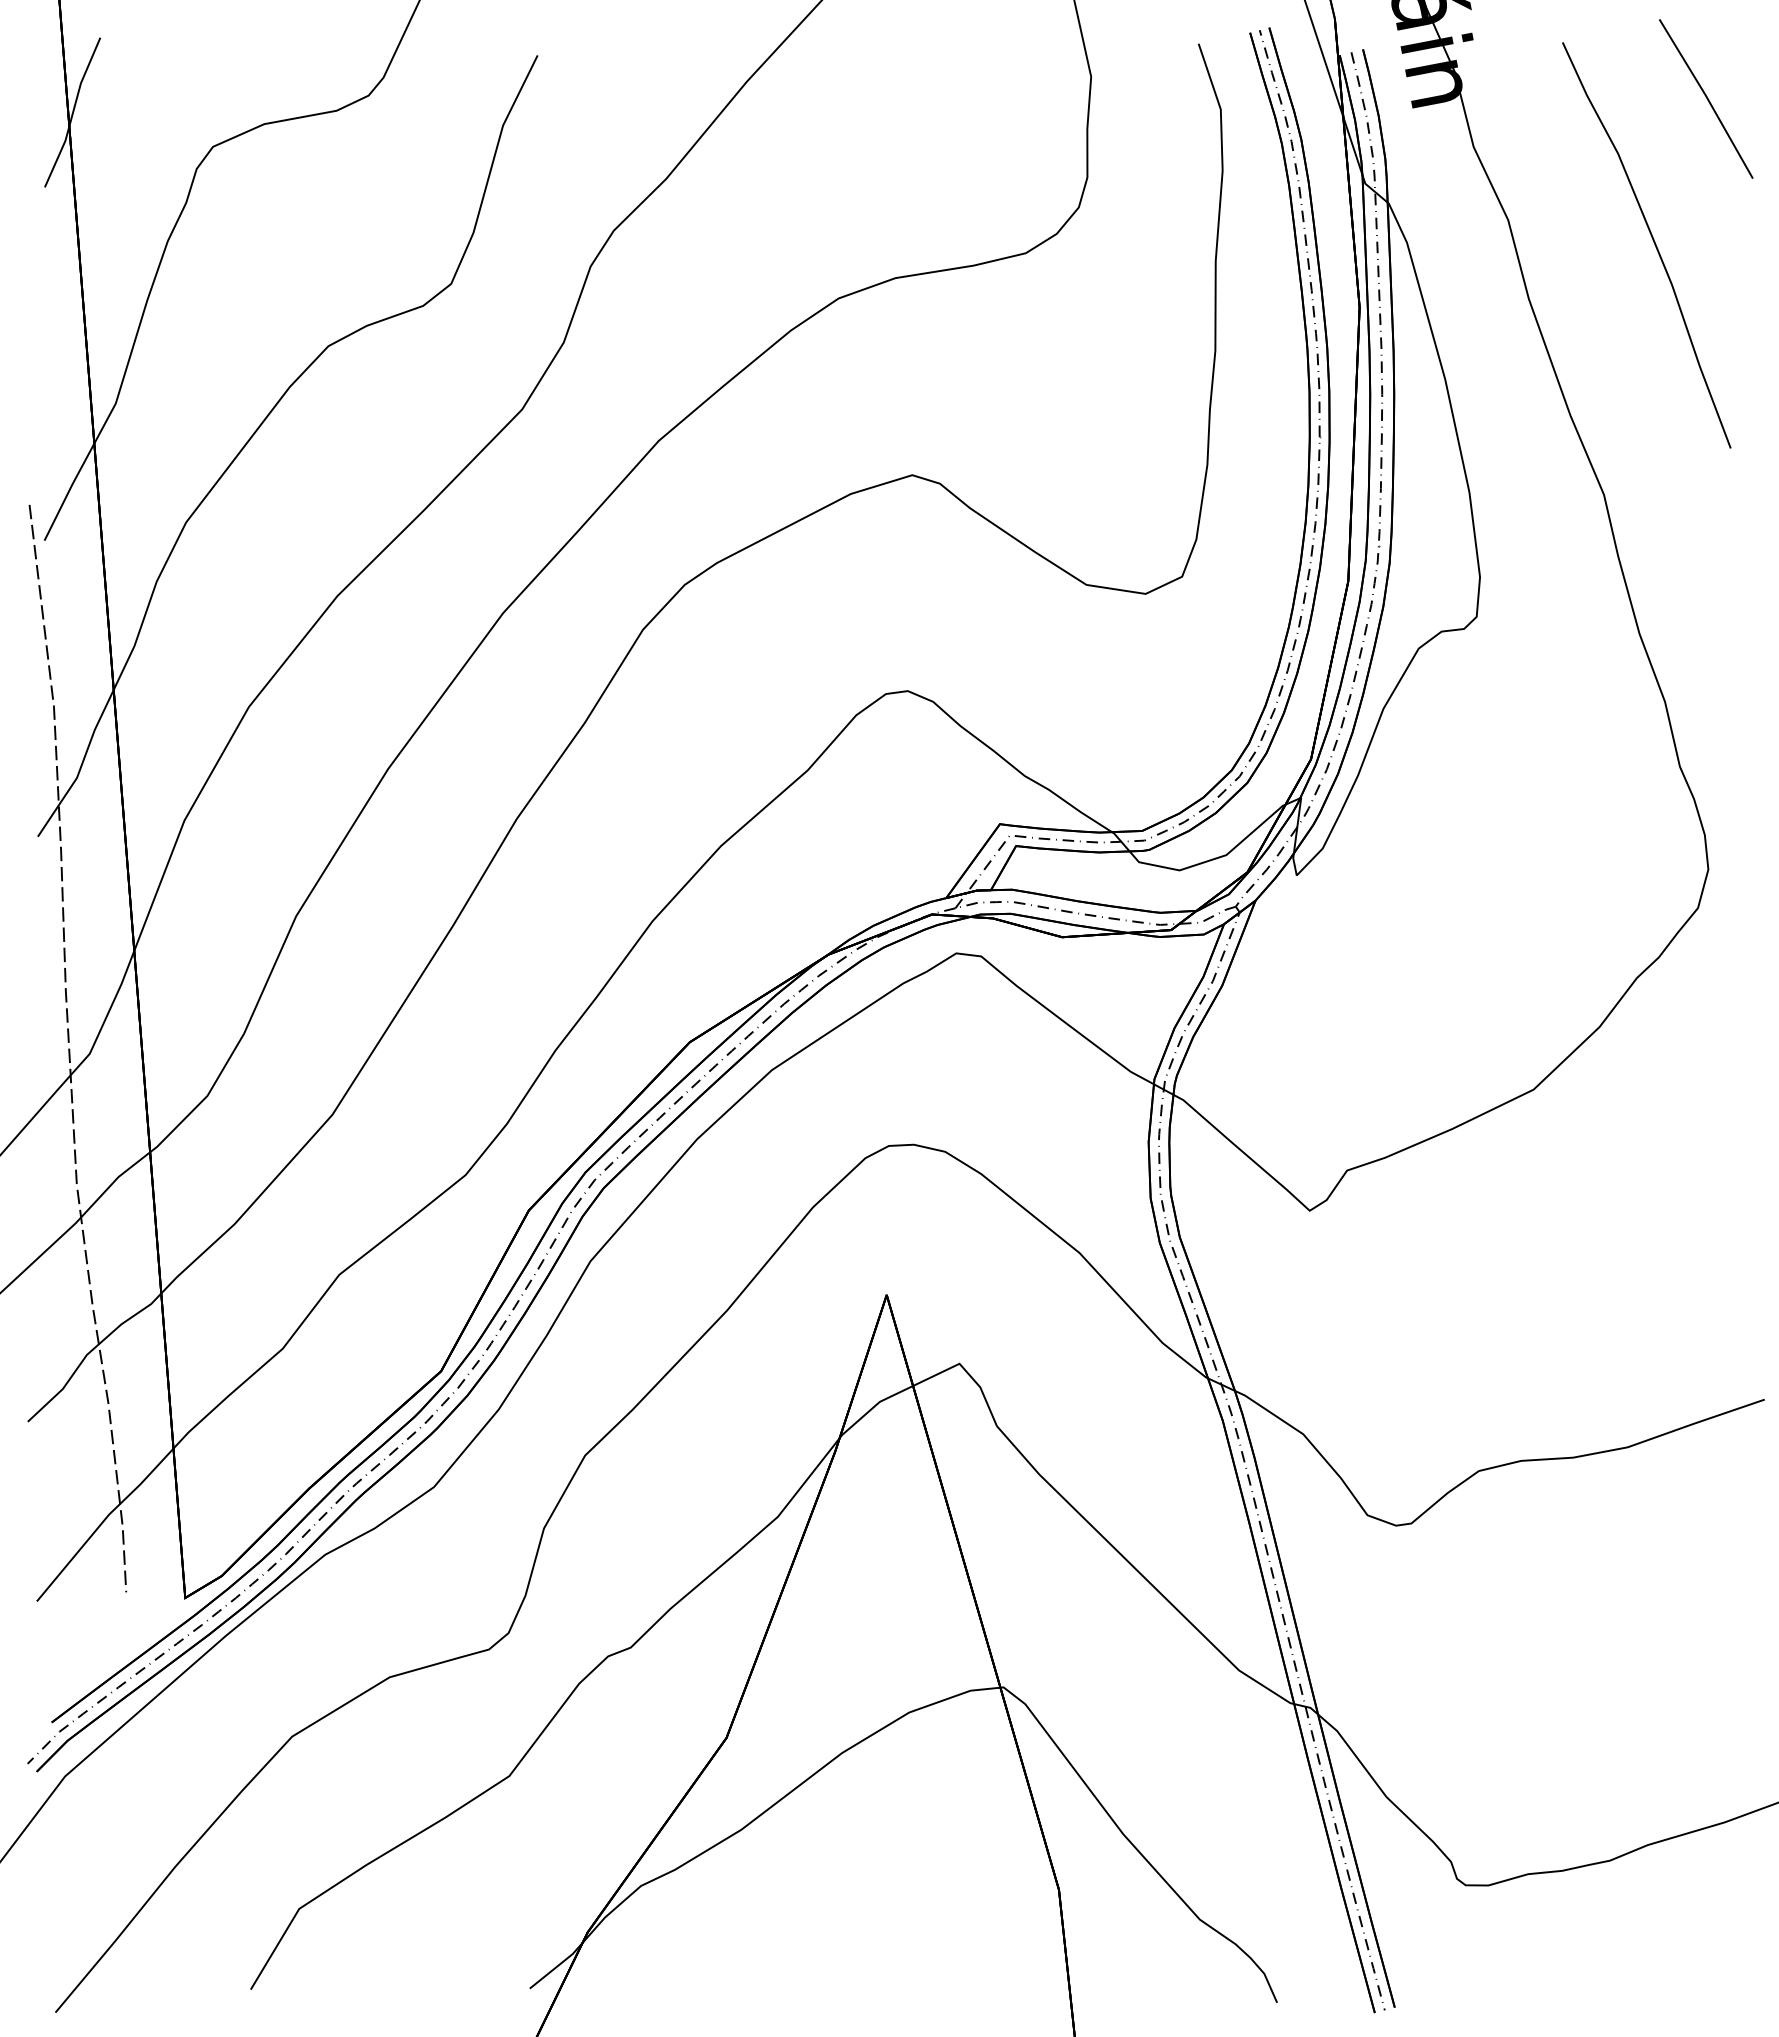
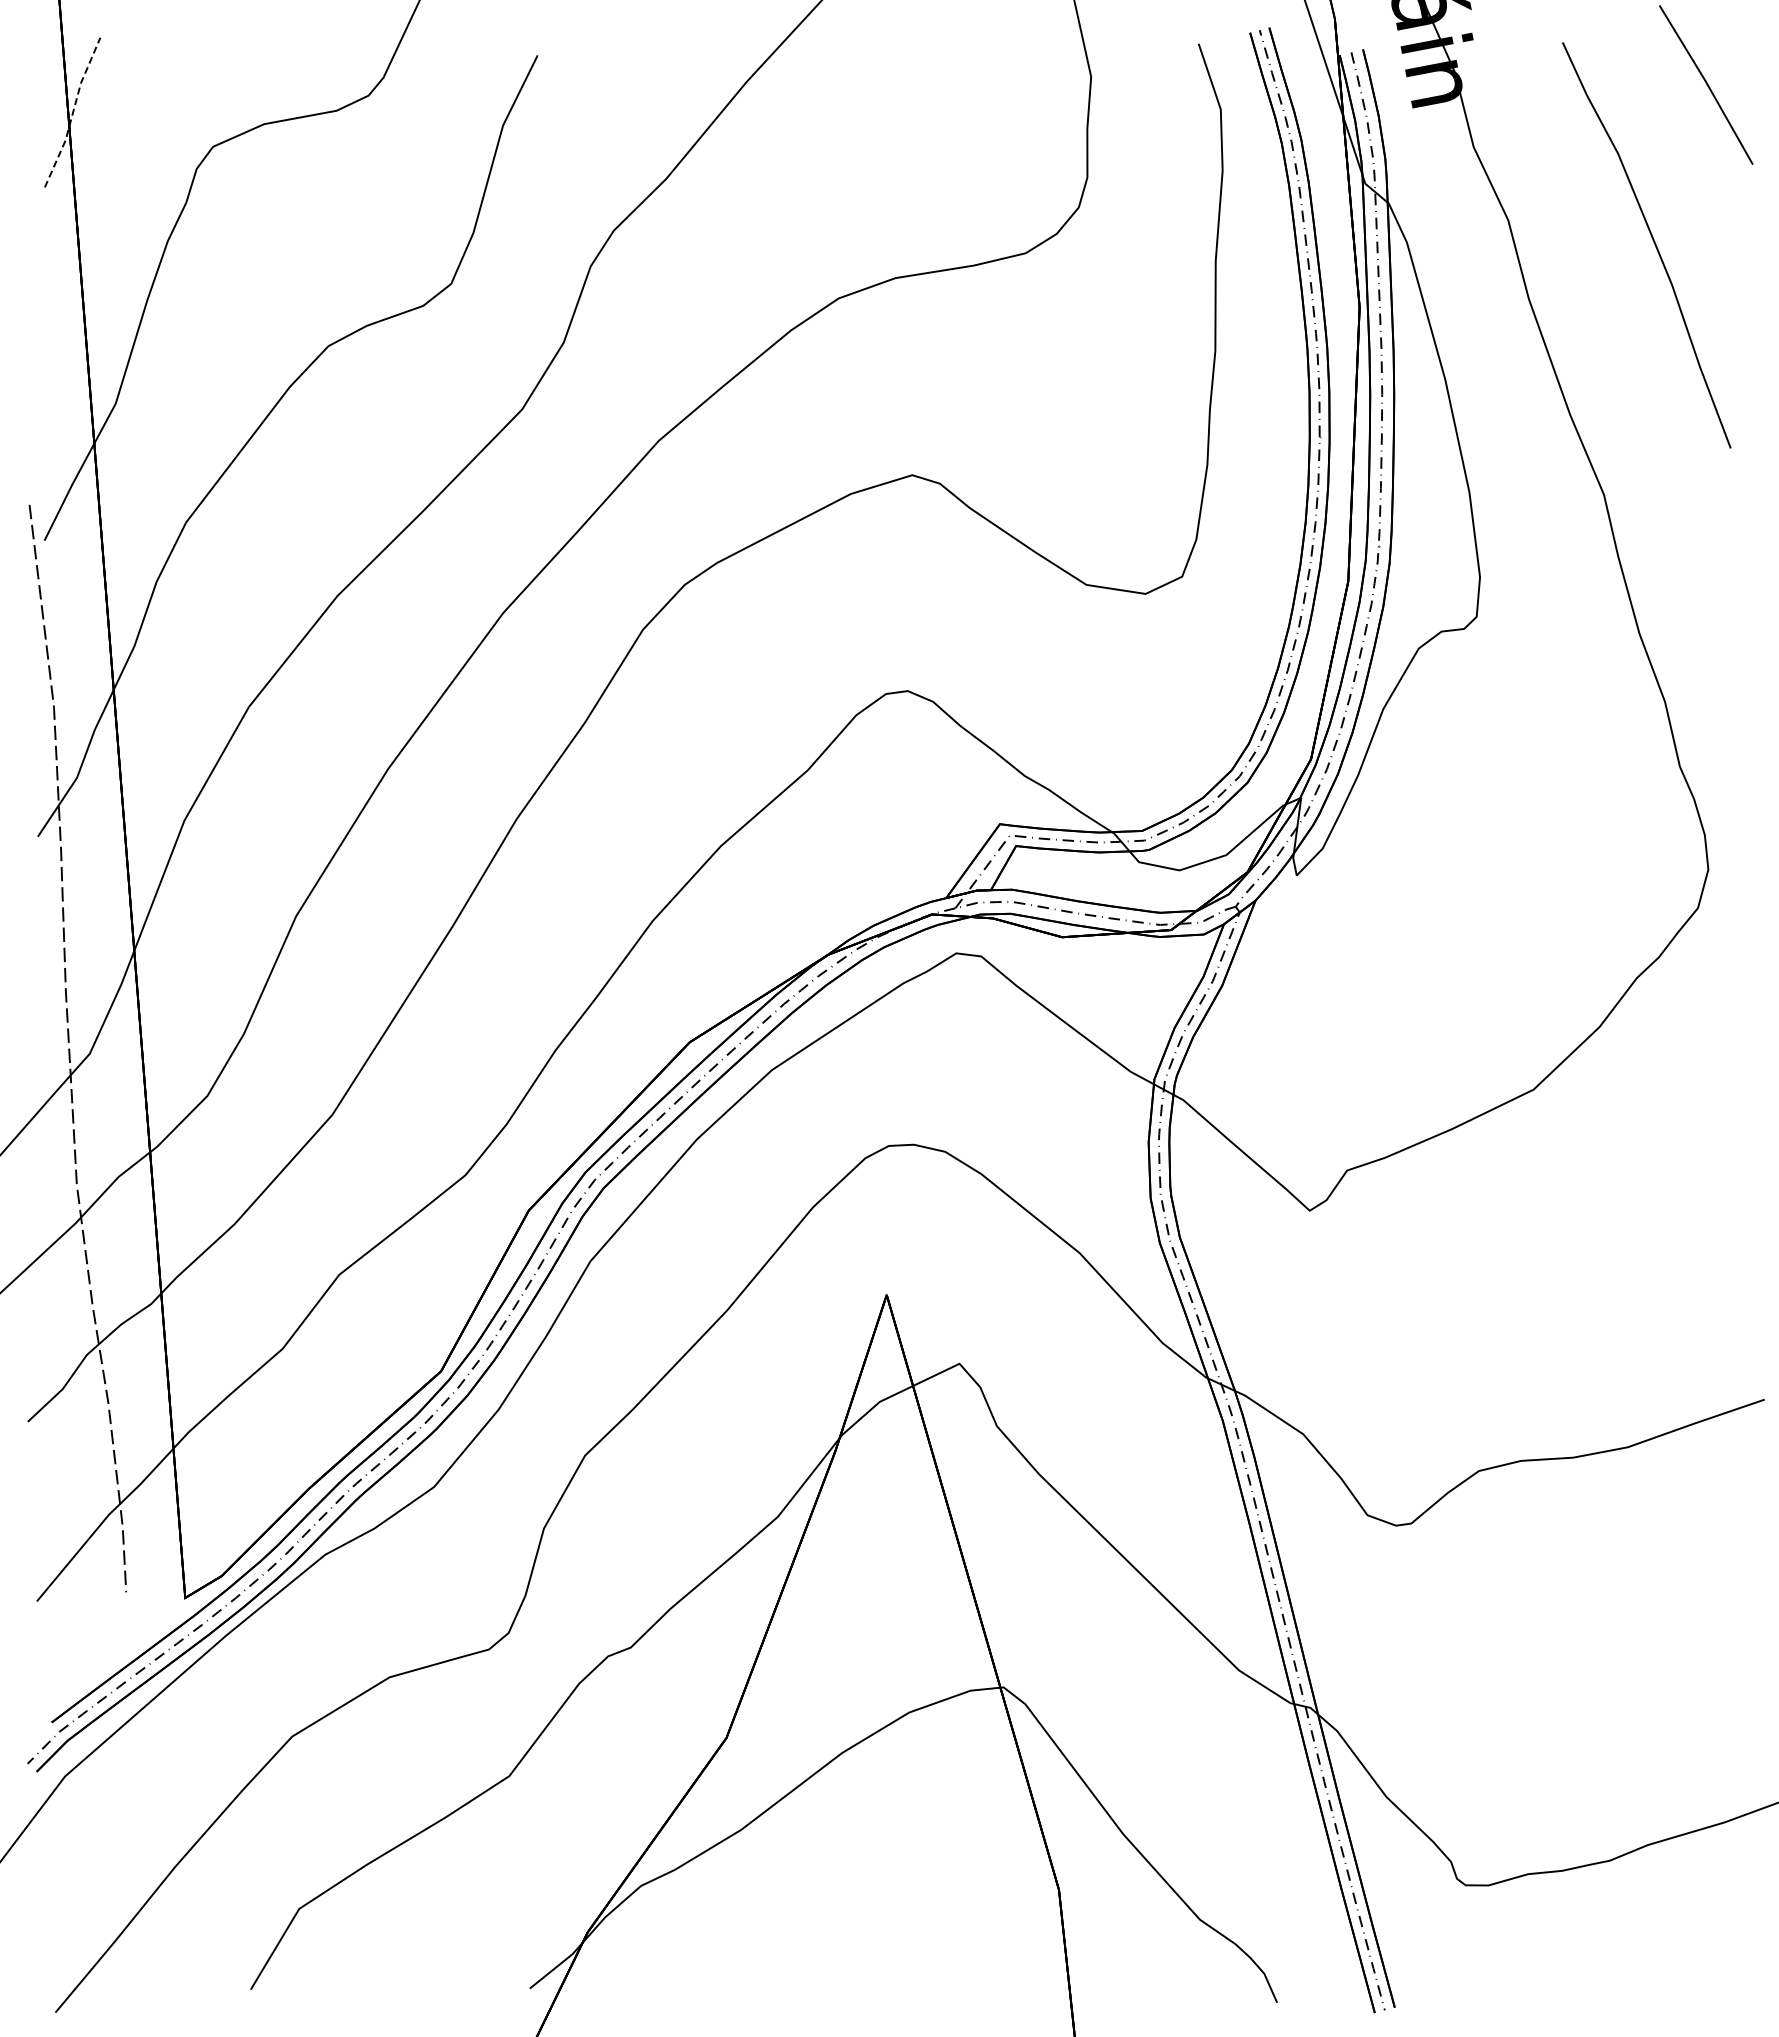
line position: (1706, 98) -> (1706, 84) (1706, 84)
line: solid -> dashed (73, 112)
